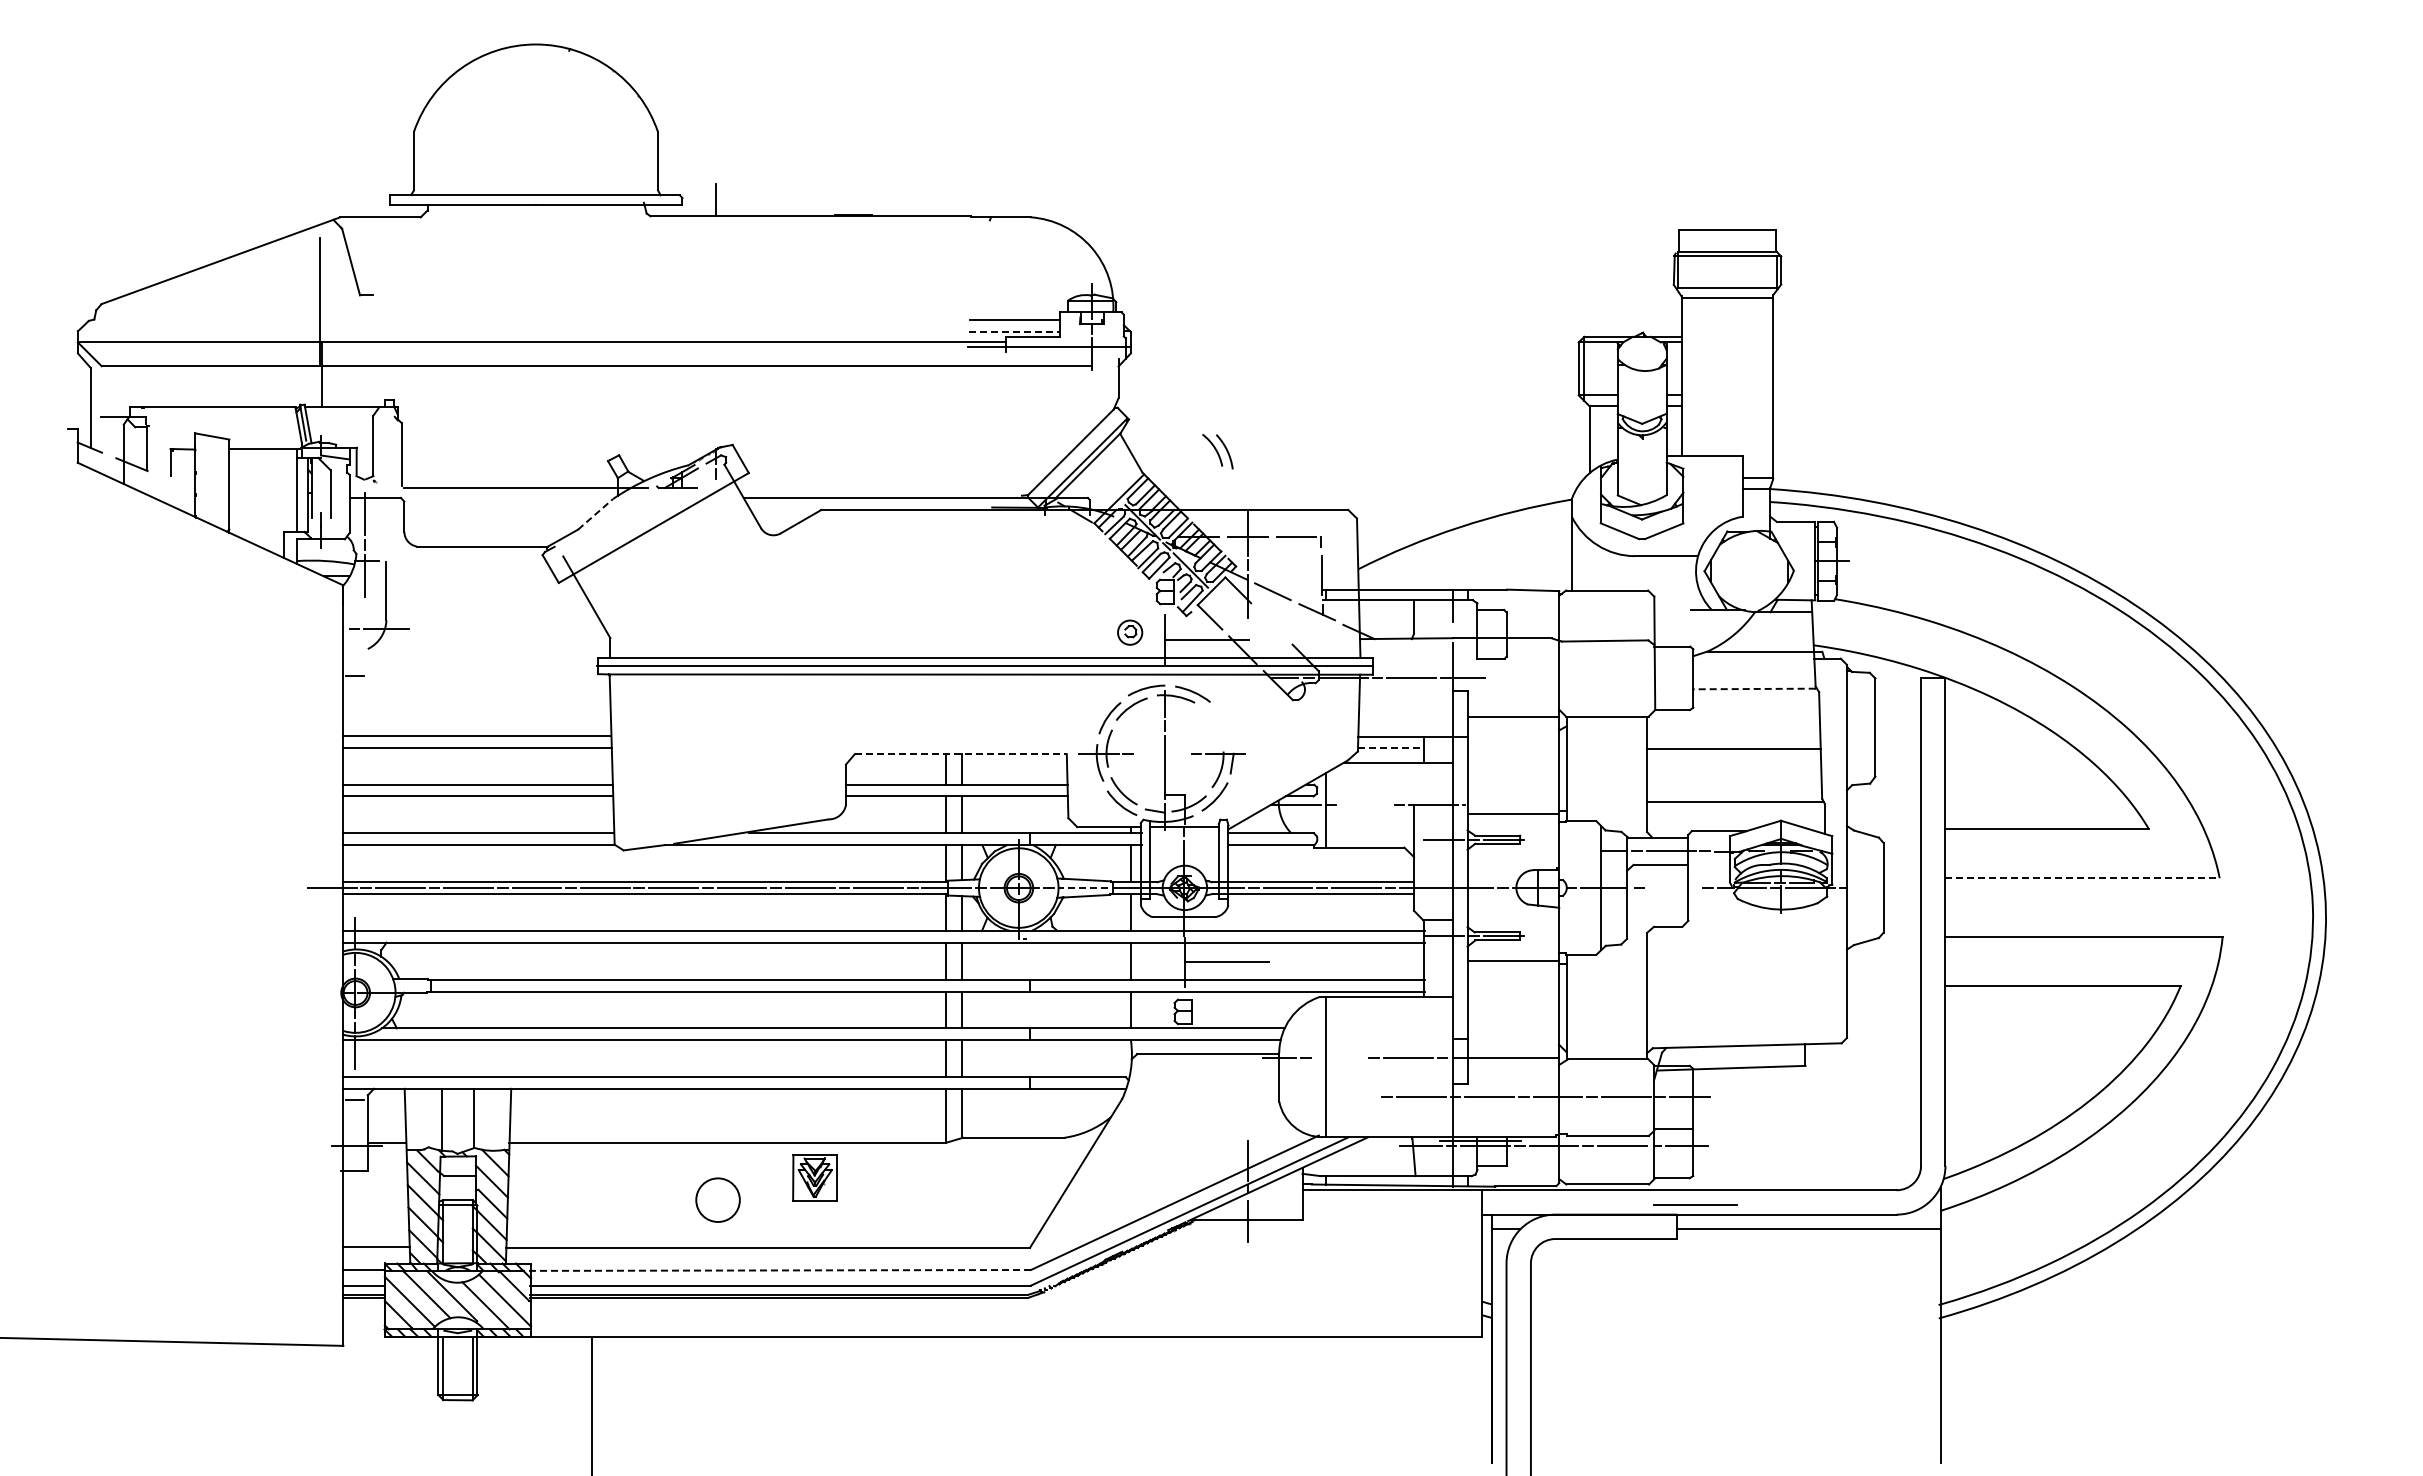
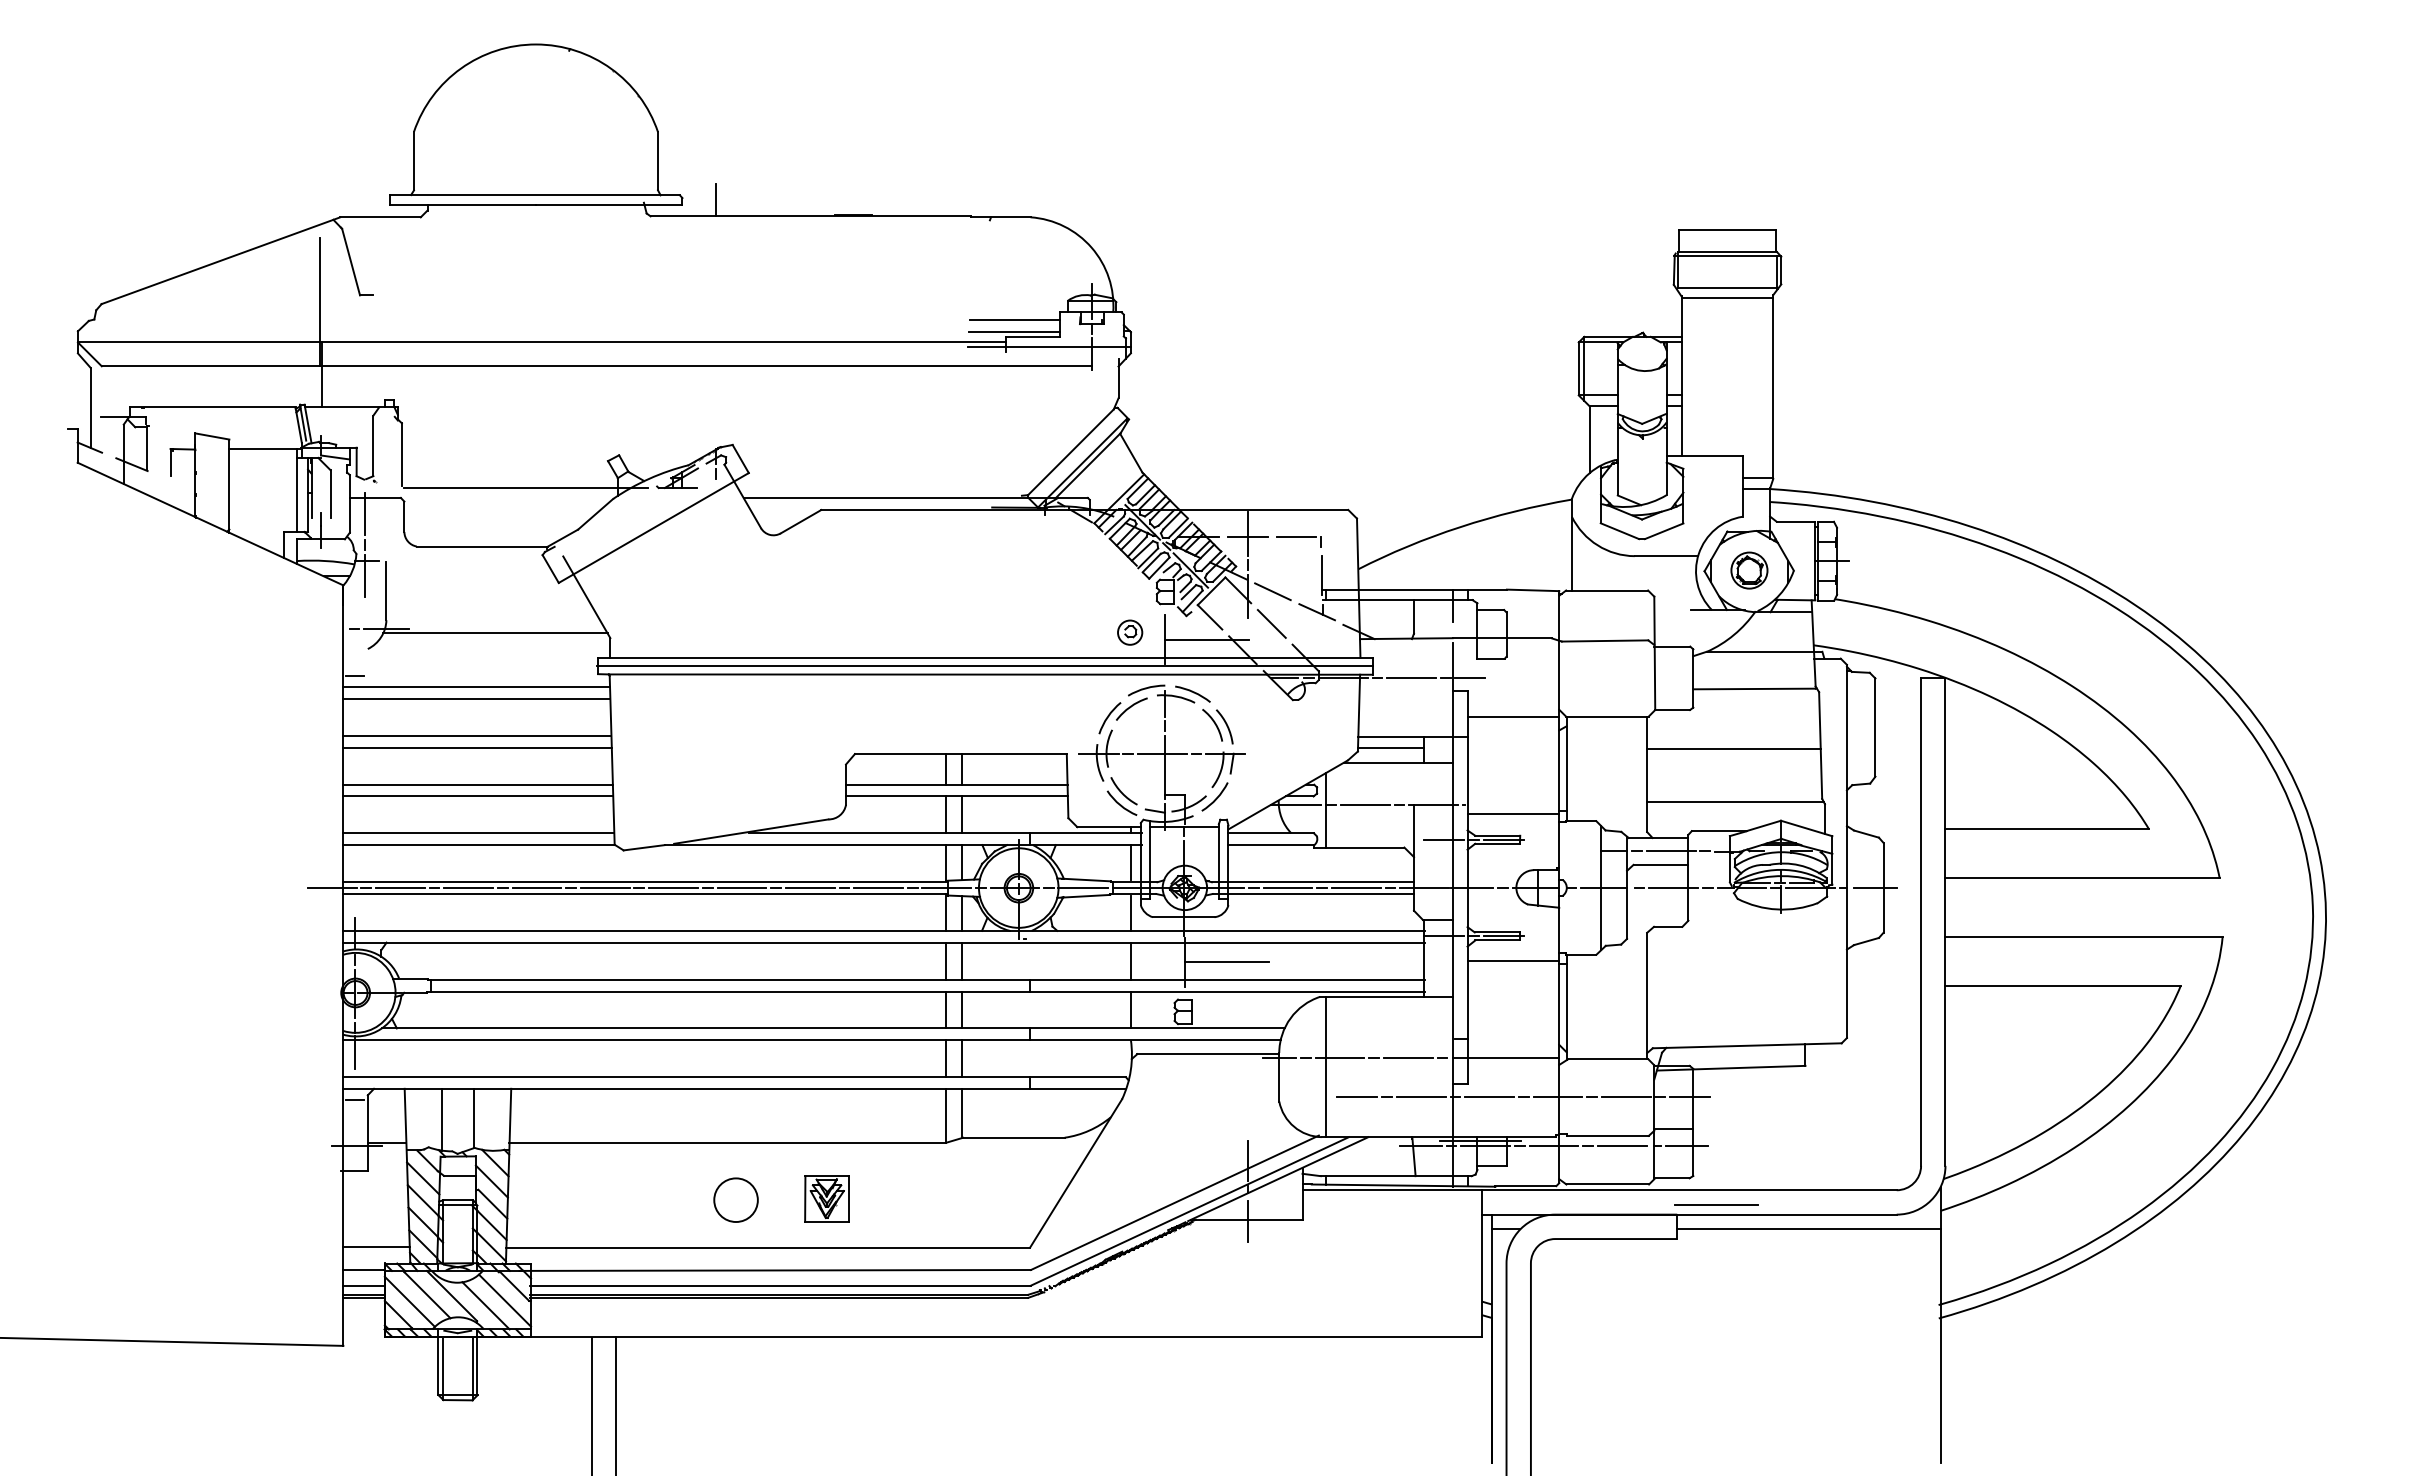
line: dashed -> solid (1014, 331)
part position: (1217, 451) -> (1217, 726) (1217, 726)
line: dashed -> solid (595, 514)
part: none -> present (1749, 570)
line: none -> present (1271, 623)
line: none -> present (494, 633)
line: none -> present (476, 687)
line: dashed -> solid (1754, 689)
line: none -> present (476, 698)
line: dashed -> solid (1390, 747)
line: none -> present (1162, 753)
line: dashed -> solid (960, 754)
line: none -> present (1364, 804)
line: dashed -> solid (2083, 878)
line: dashed -> solid (1083, 887)
line: none -> present (1673, 887)
line: none -> present (1875, 887)
line: none -> present (1339, 1058)
line: none -> present (1356, 1097)
part position: (814, 1177) -> (826, 1198) (826, 1198)
circle position: (717, 1199) -> (735, 1199) (735, 1199)
line position: (1695, 1204) -> (1716, 1204) (1716, 1204)
line: dashed -> solid (775, 1270)
line: none -> present (616, 1404)
